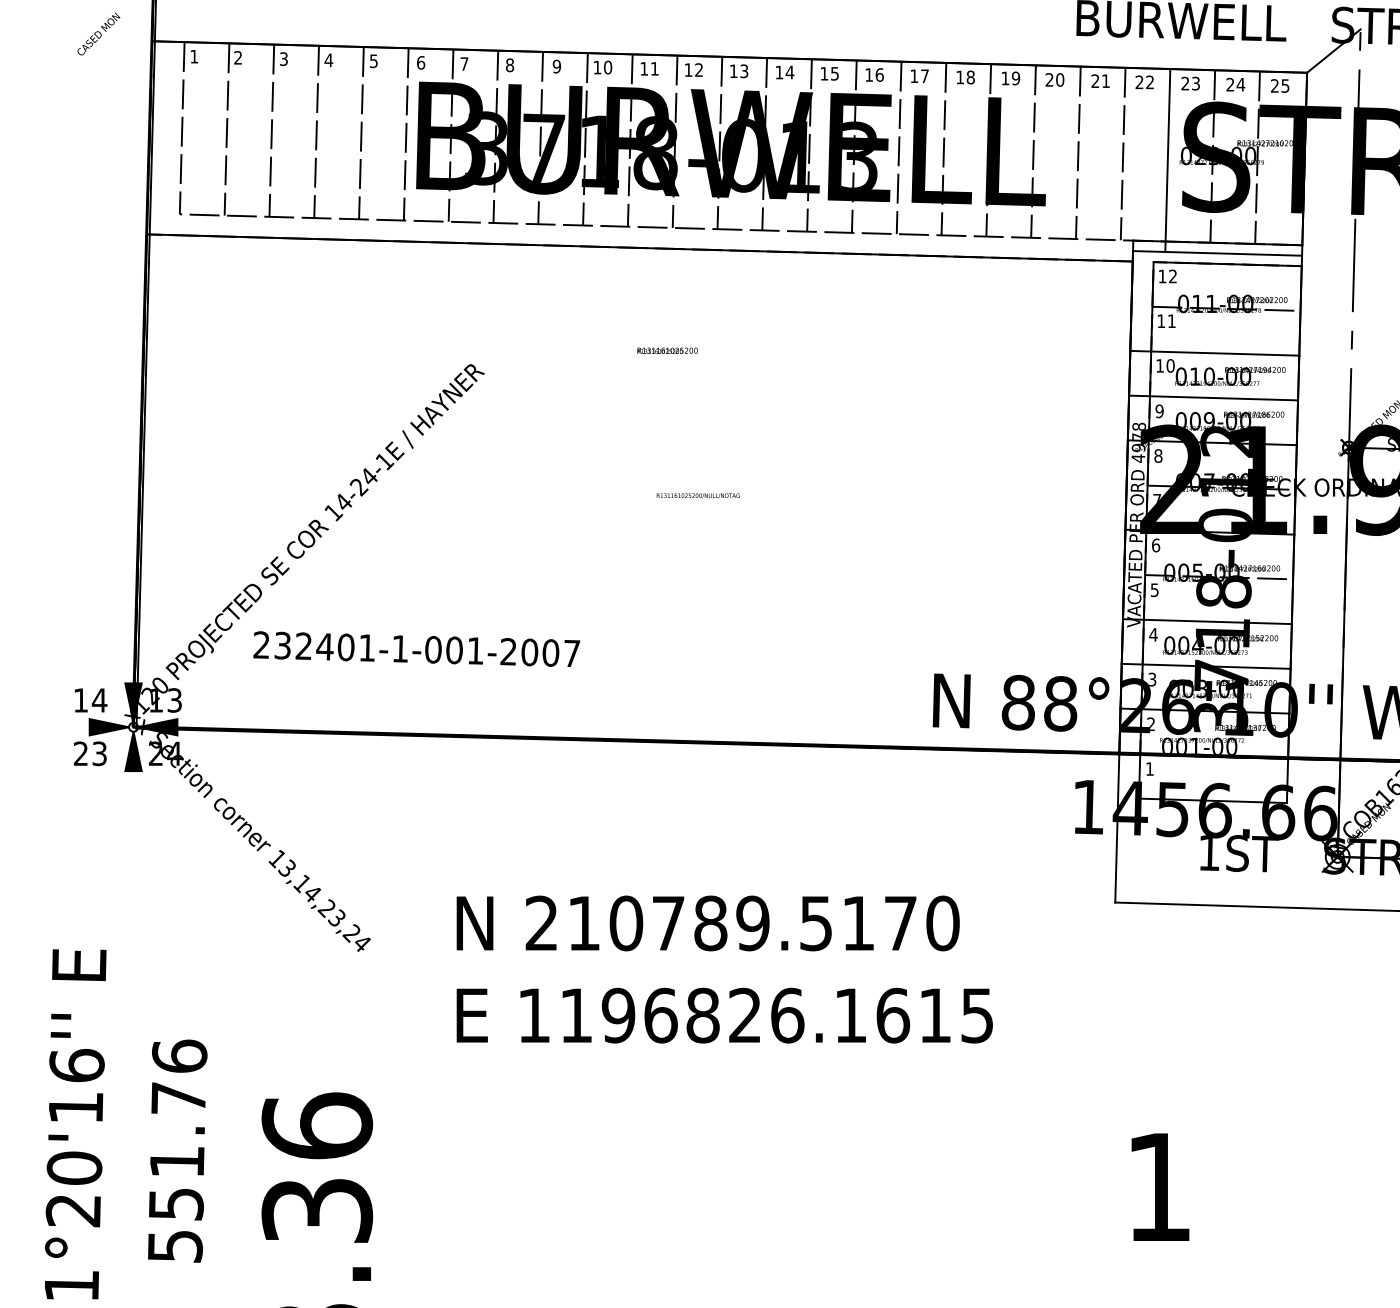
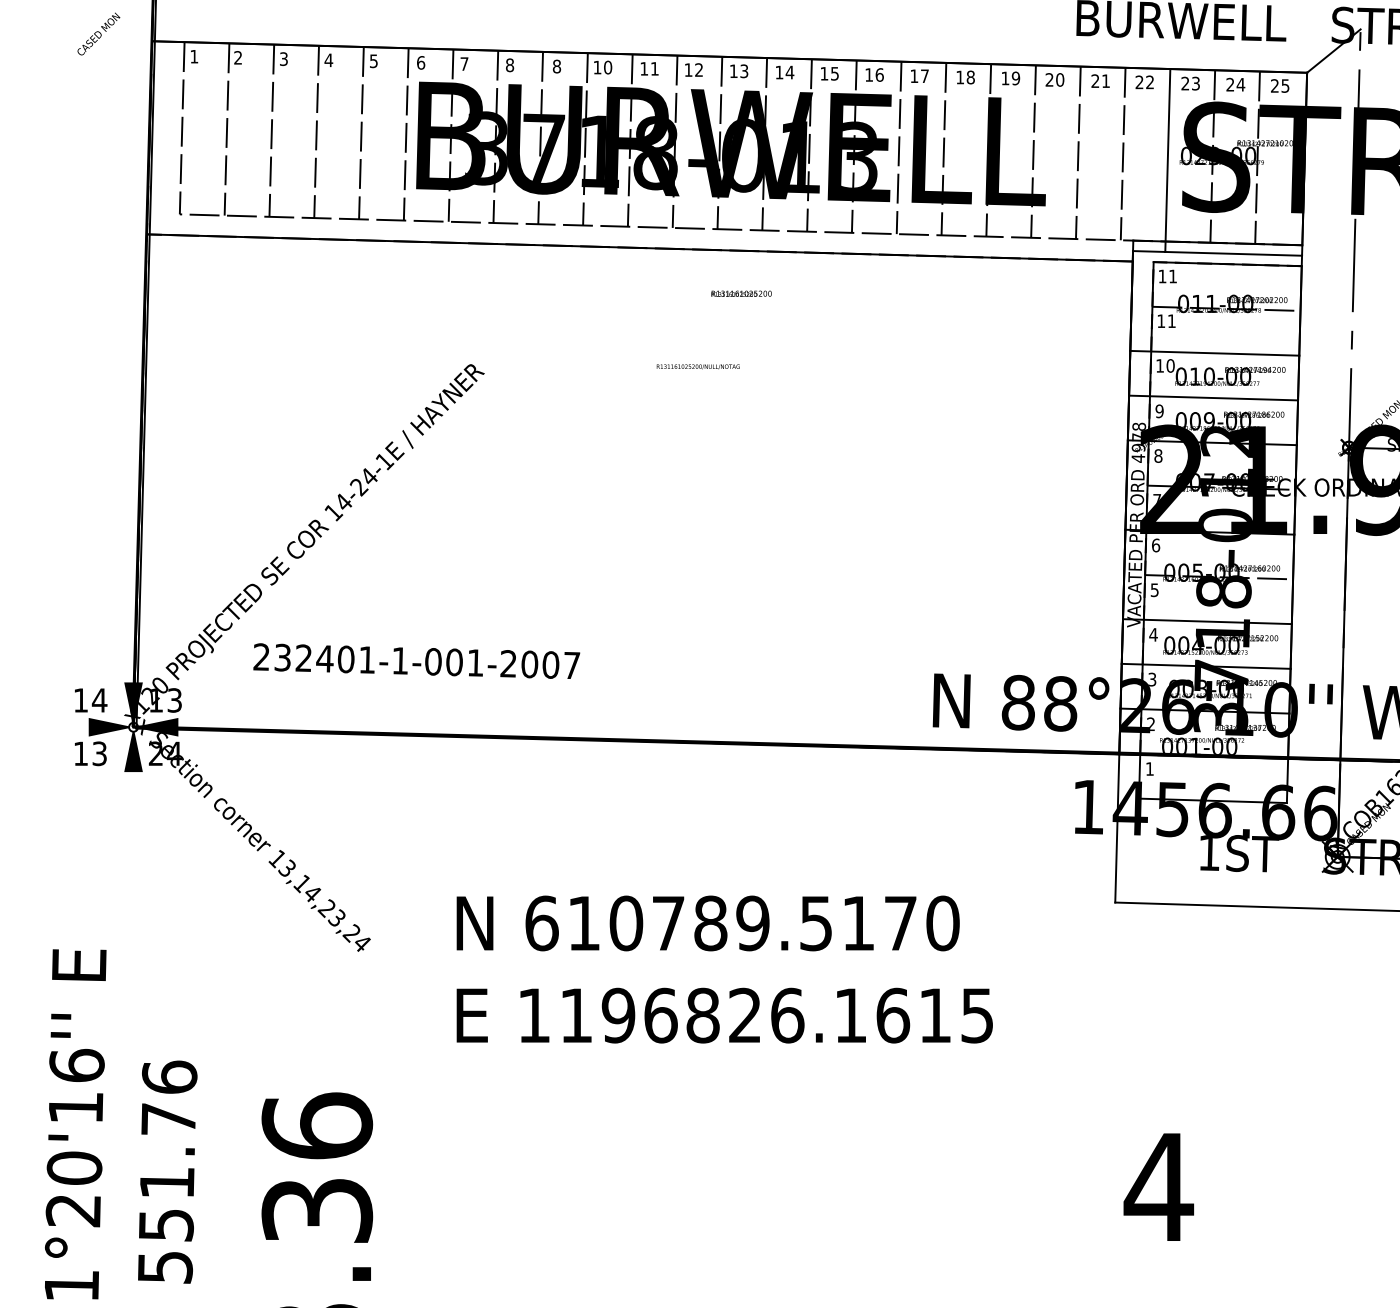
text: 9 -> 8 (556, 66)
text: 12 -> 11 (1172, 276)
text position: (667, 350) -> (741, 293) (741, 293)
text position: (697, 495) -> (697, 366) (697, 366)
text position: (416, 648) -> (416, 660) (416, 660)
text: 23 -> 13 (80, 753)
text: 210789.5170 -> 610789.5170 (541, 923)
text position: (177, 1150) -> (167, 1171) (167, 1171)
text: 1 -> 4 (1158, 1186)
